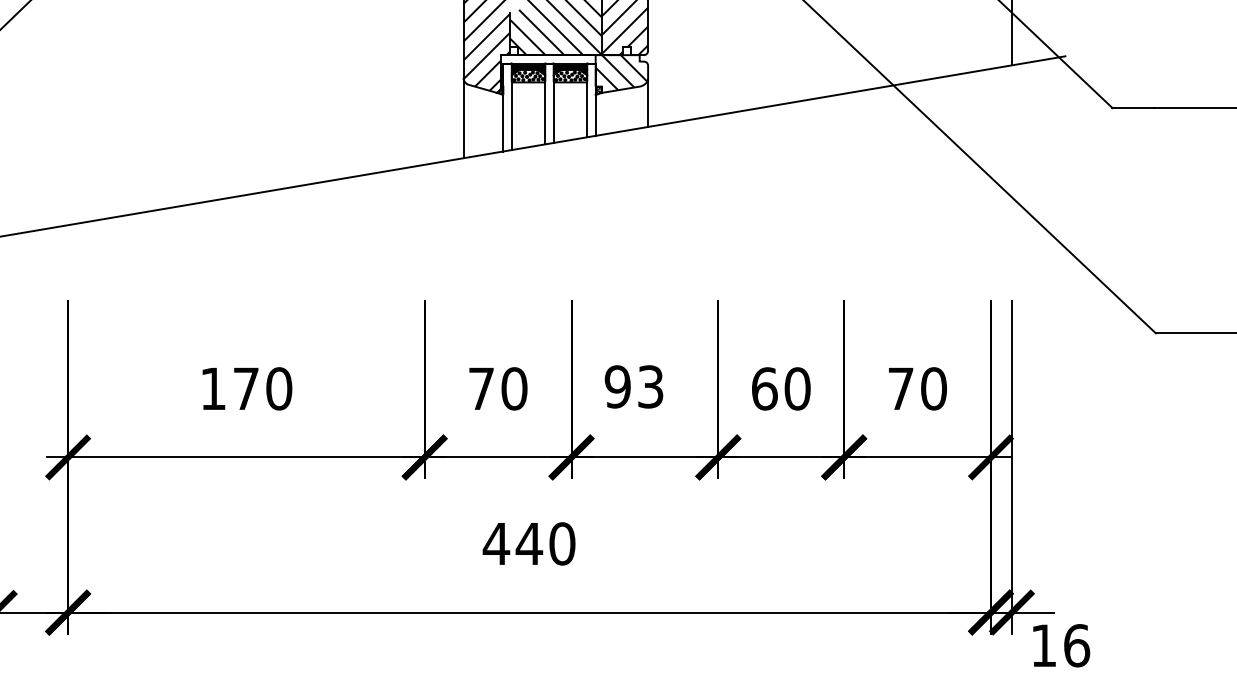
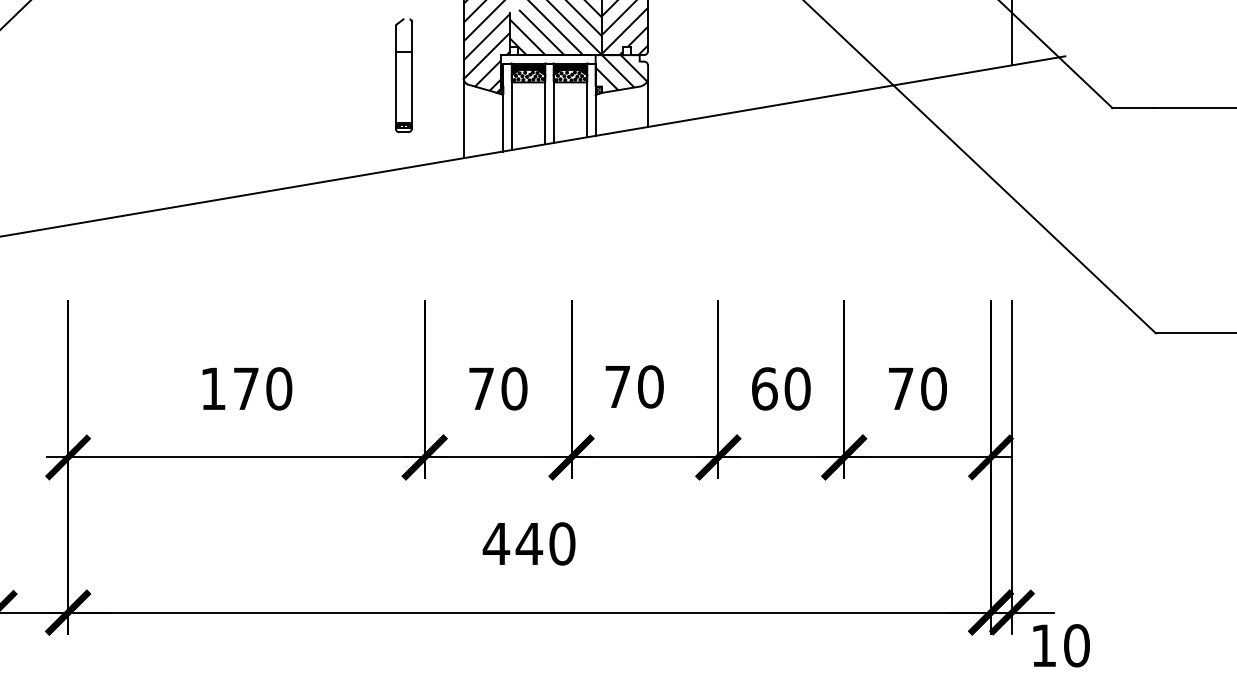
part: none -> present (403, 75)
text: 93 -> 70 (633, 386)
text: 16 -> 10 (1077, 645)
